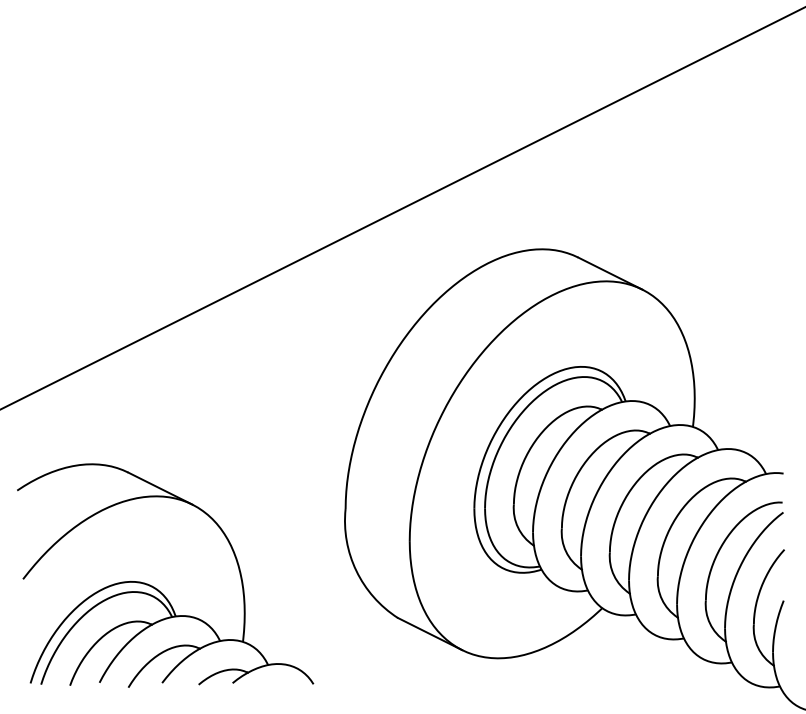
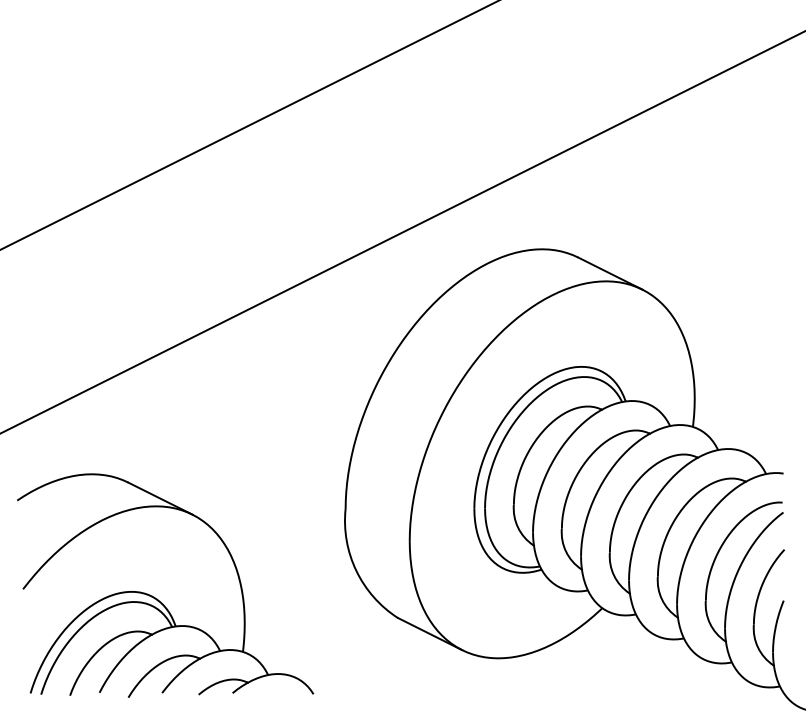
line: none -> present (248, 125)
line position: (402, 208) -> (402, 232) (402, 232)
part position: (157, 588) -> (157, 598) (157, 598)
